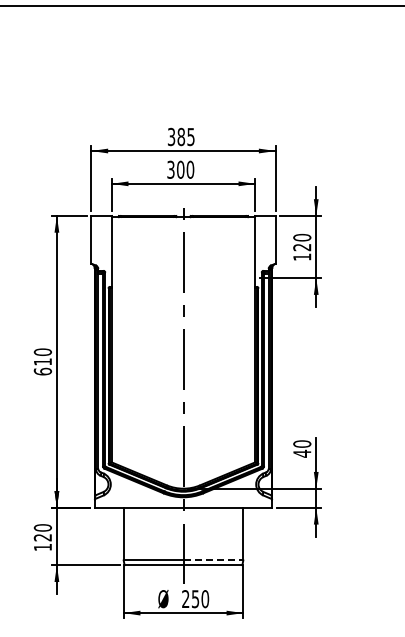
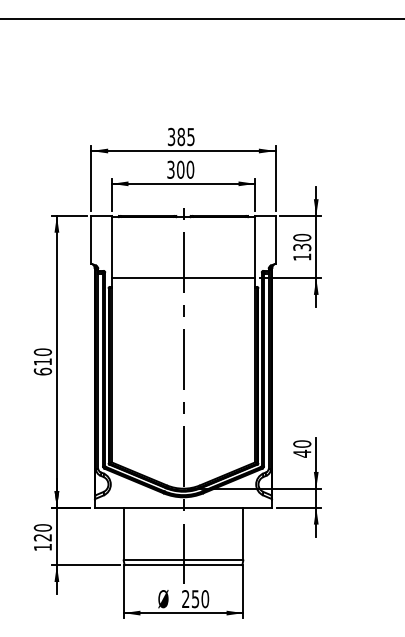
line position: (201, 6) -> (201, 19) (201, 19)
text: 120 -> 130 (302, 247)
line: none -> present (183, 278)
line: dashed -> solid (213, 560)
